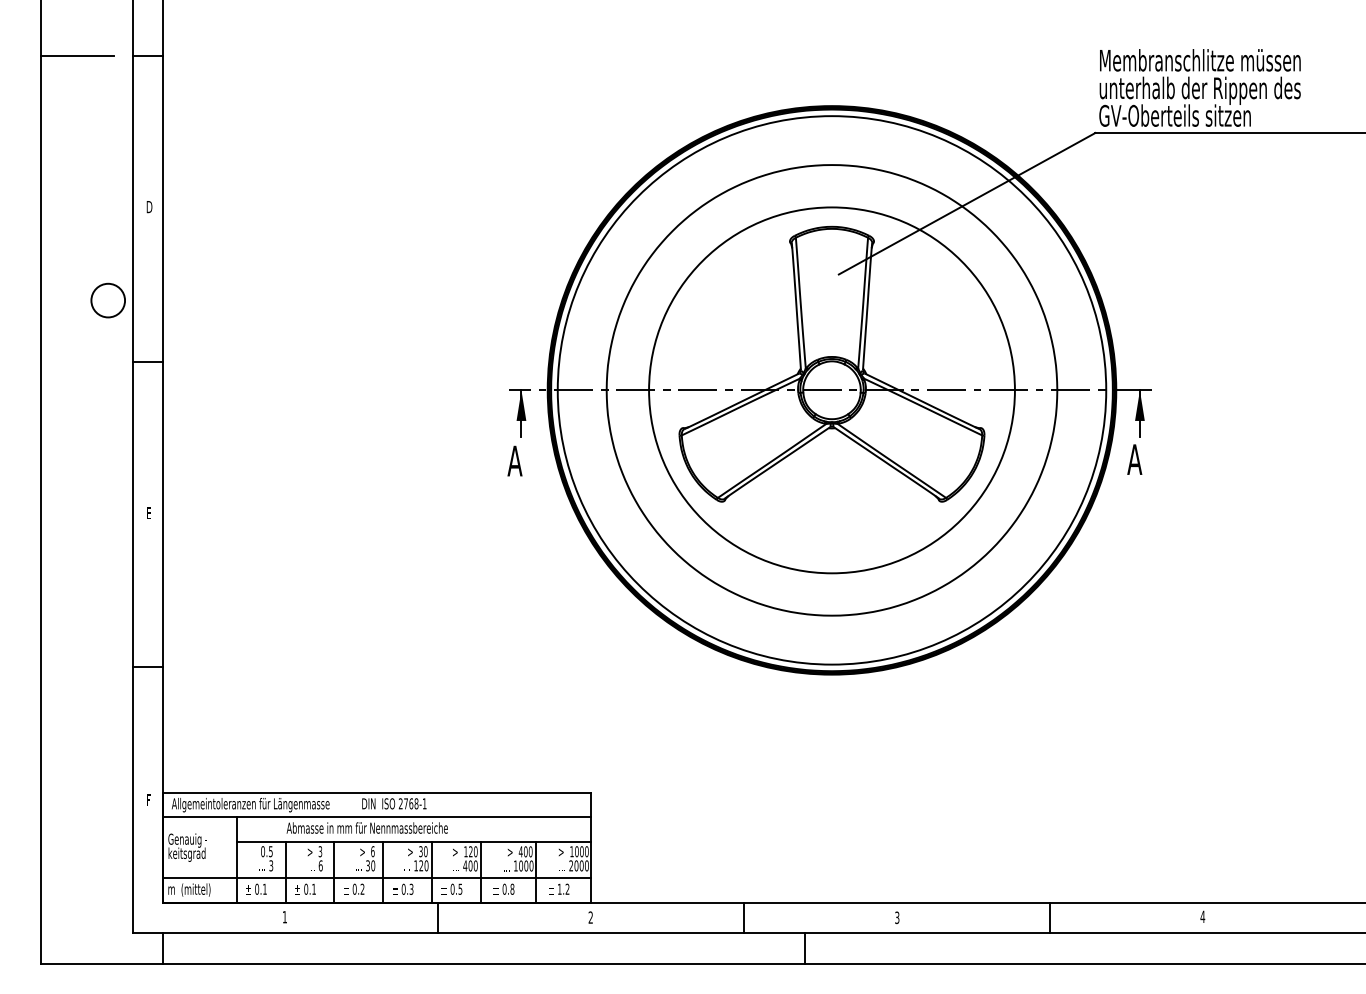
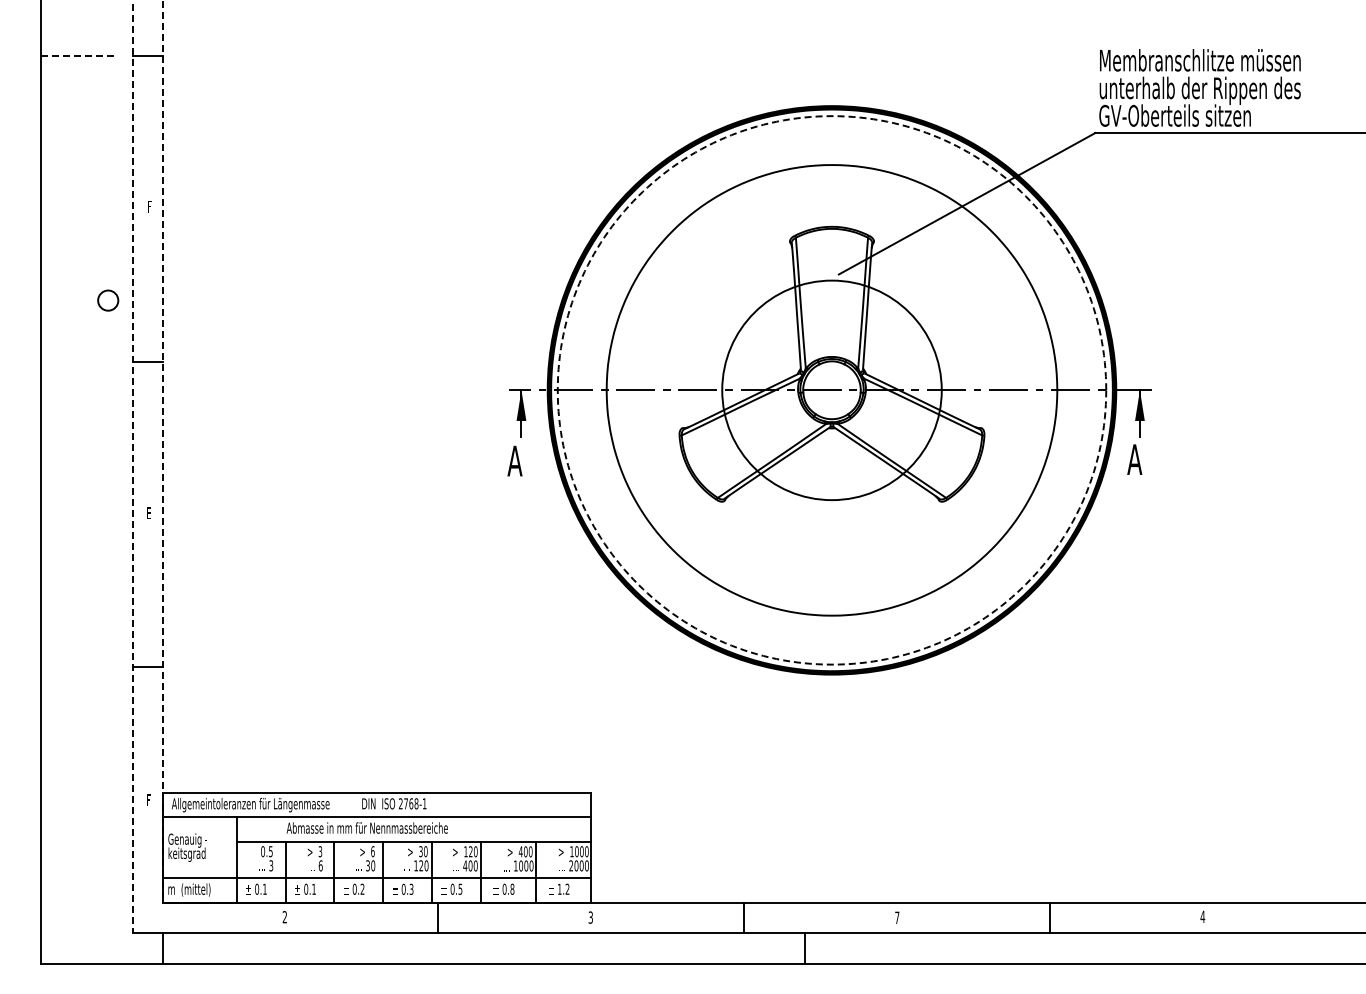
line: solid -> dashed (77, 56)
text: D -> F (149, 207)
circle diameter: 34 px -> 20 px (108, 300)
circle diameter: 366 px -> 220 px (831, 390)
circle: solid -> dashed (831, 390)
line: solid -> dashed (163, 451)
line: solid -> dashed (132, 467)
text: 1 -> 2 (284, 916)
text: 2 -> 3 (590, 917)
text: 3 -> 7 (897, 917)
